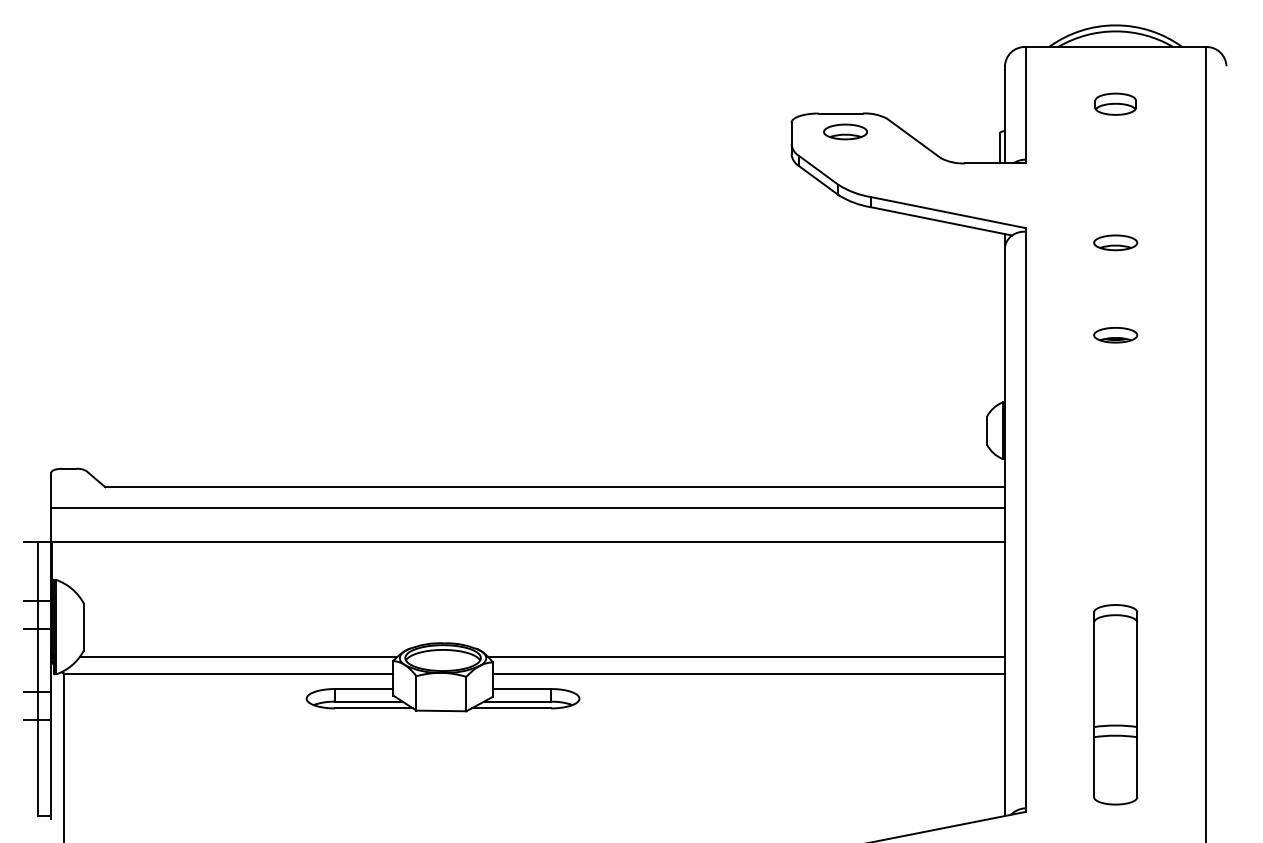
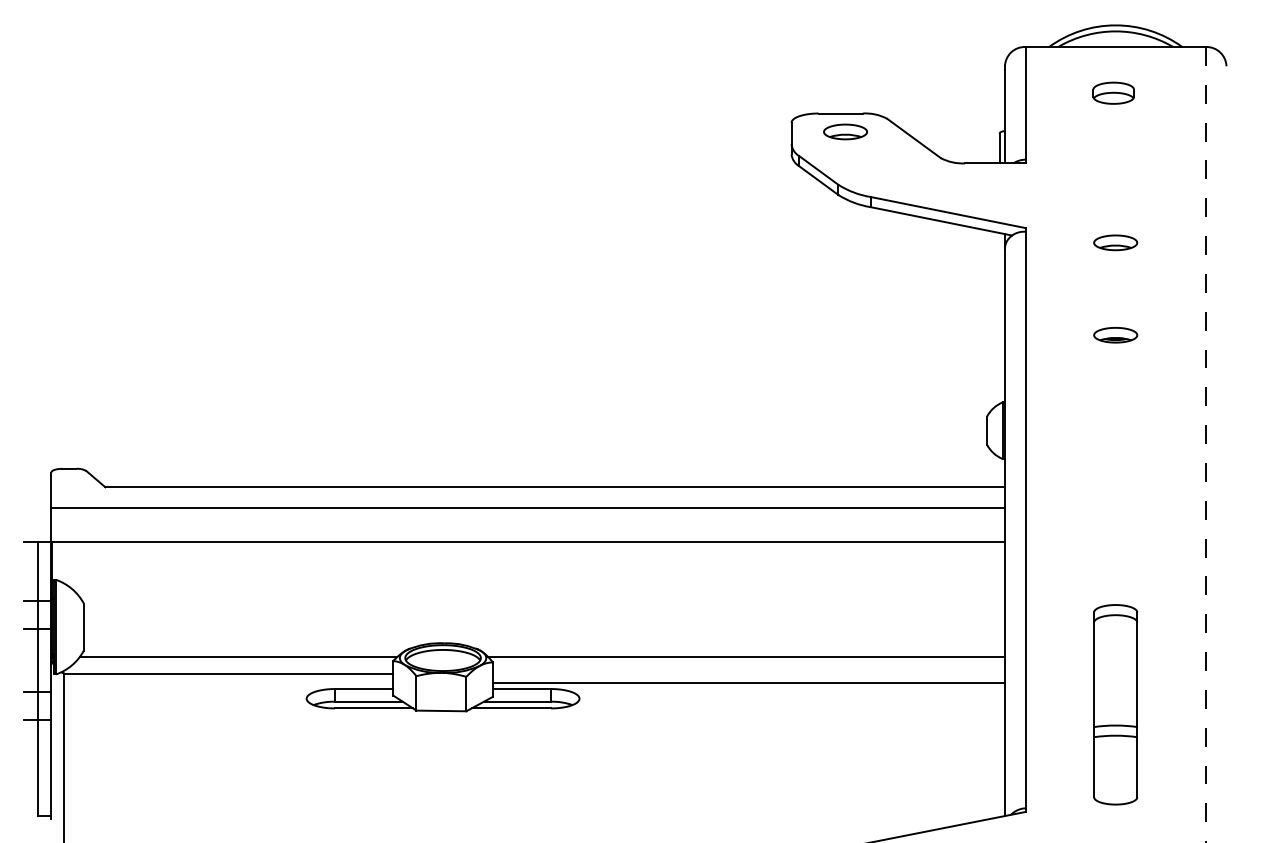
part position: (1115, 103) -> (1113, 92) (1113, 92)
line: solid -> dashed (1205, 444)
line position: (748, 673) -> (748, 682) (748, 682)
